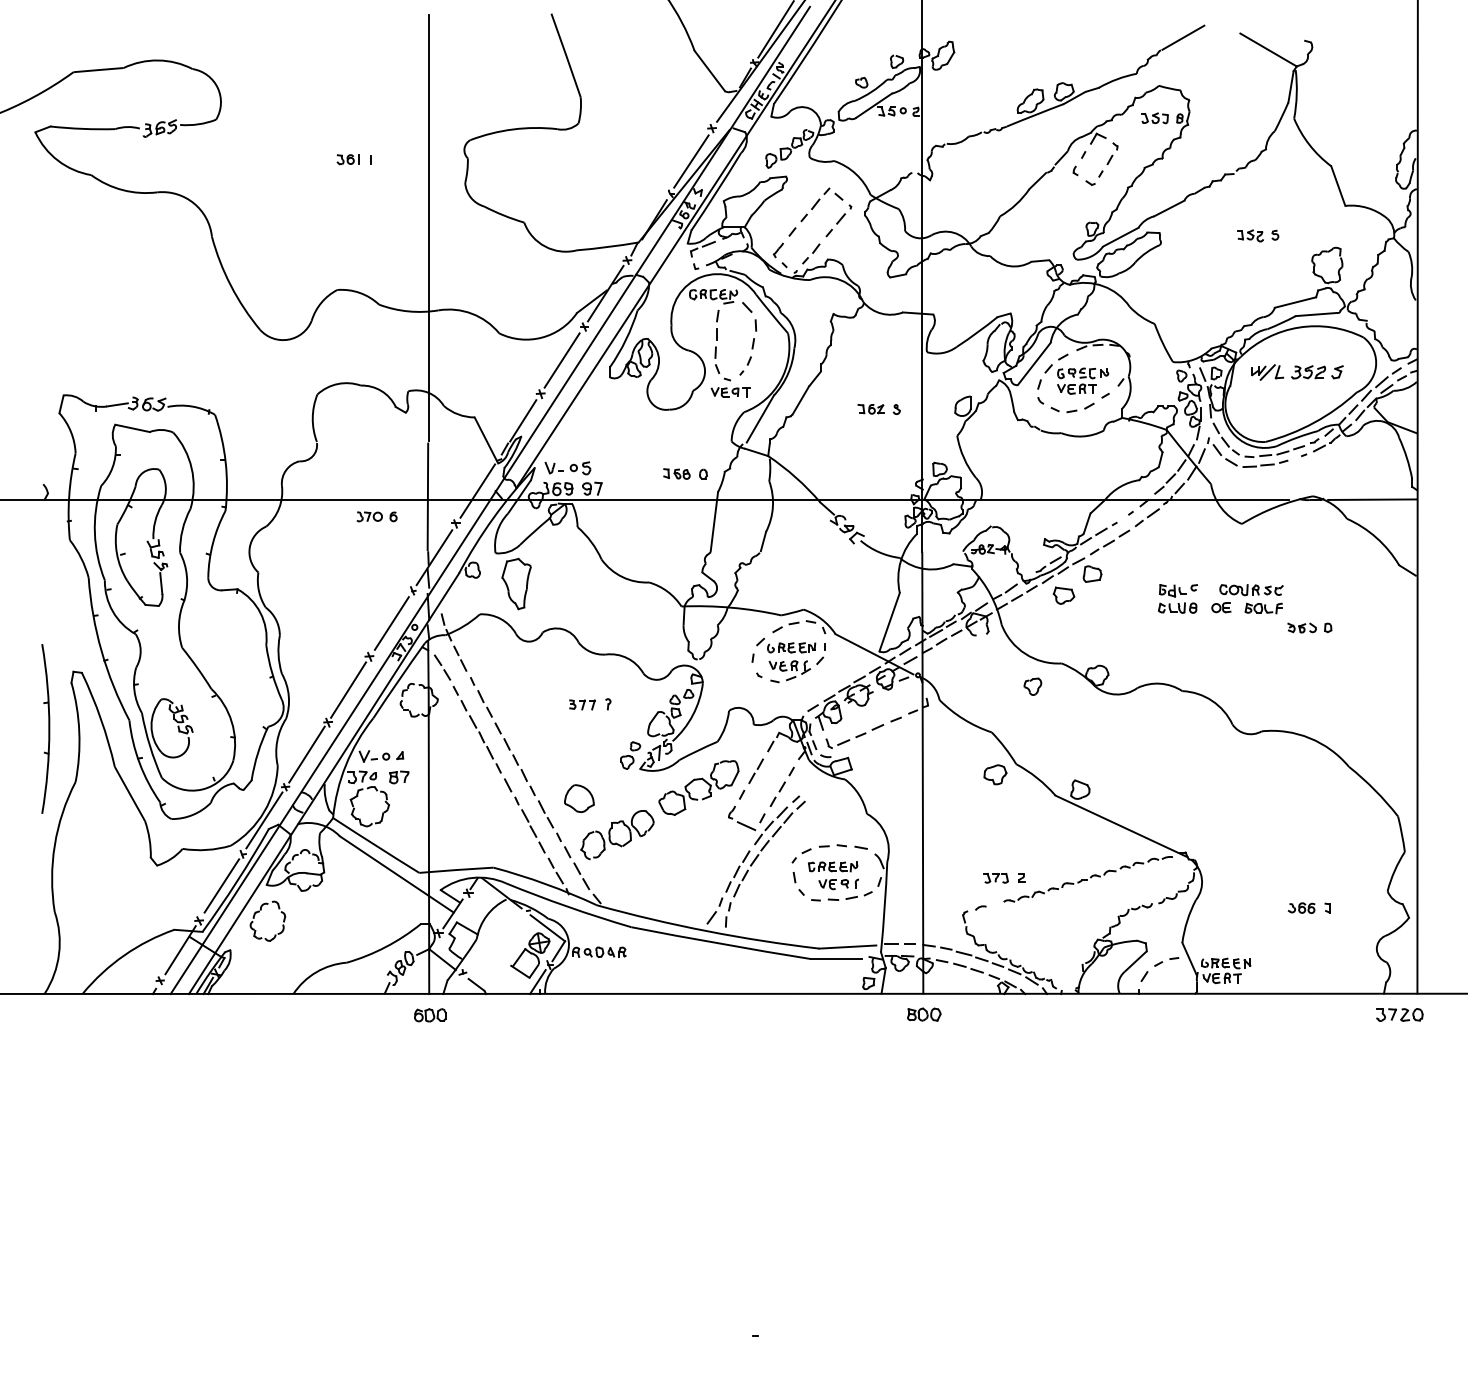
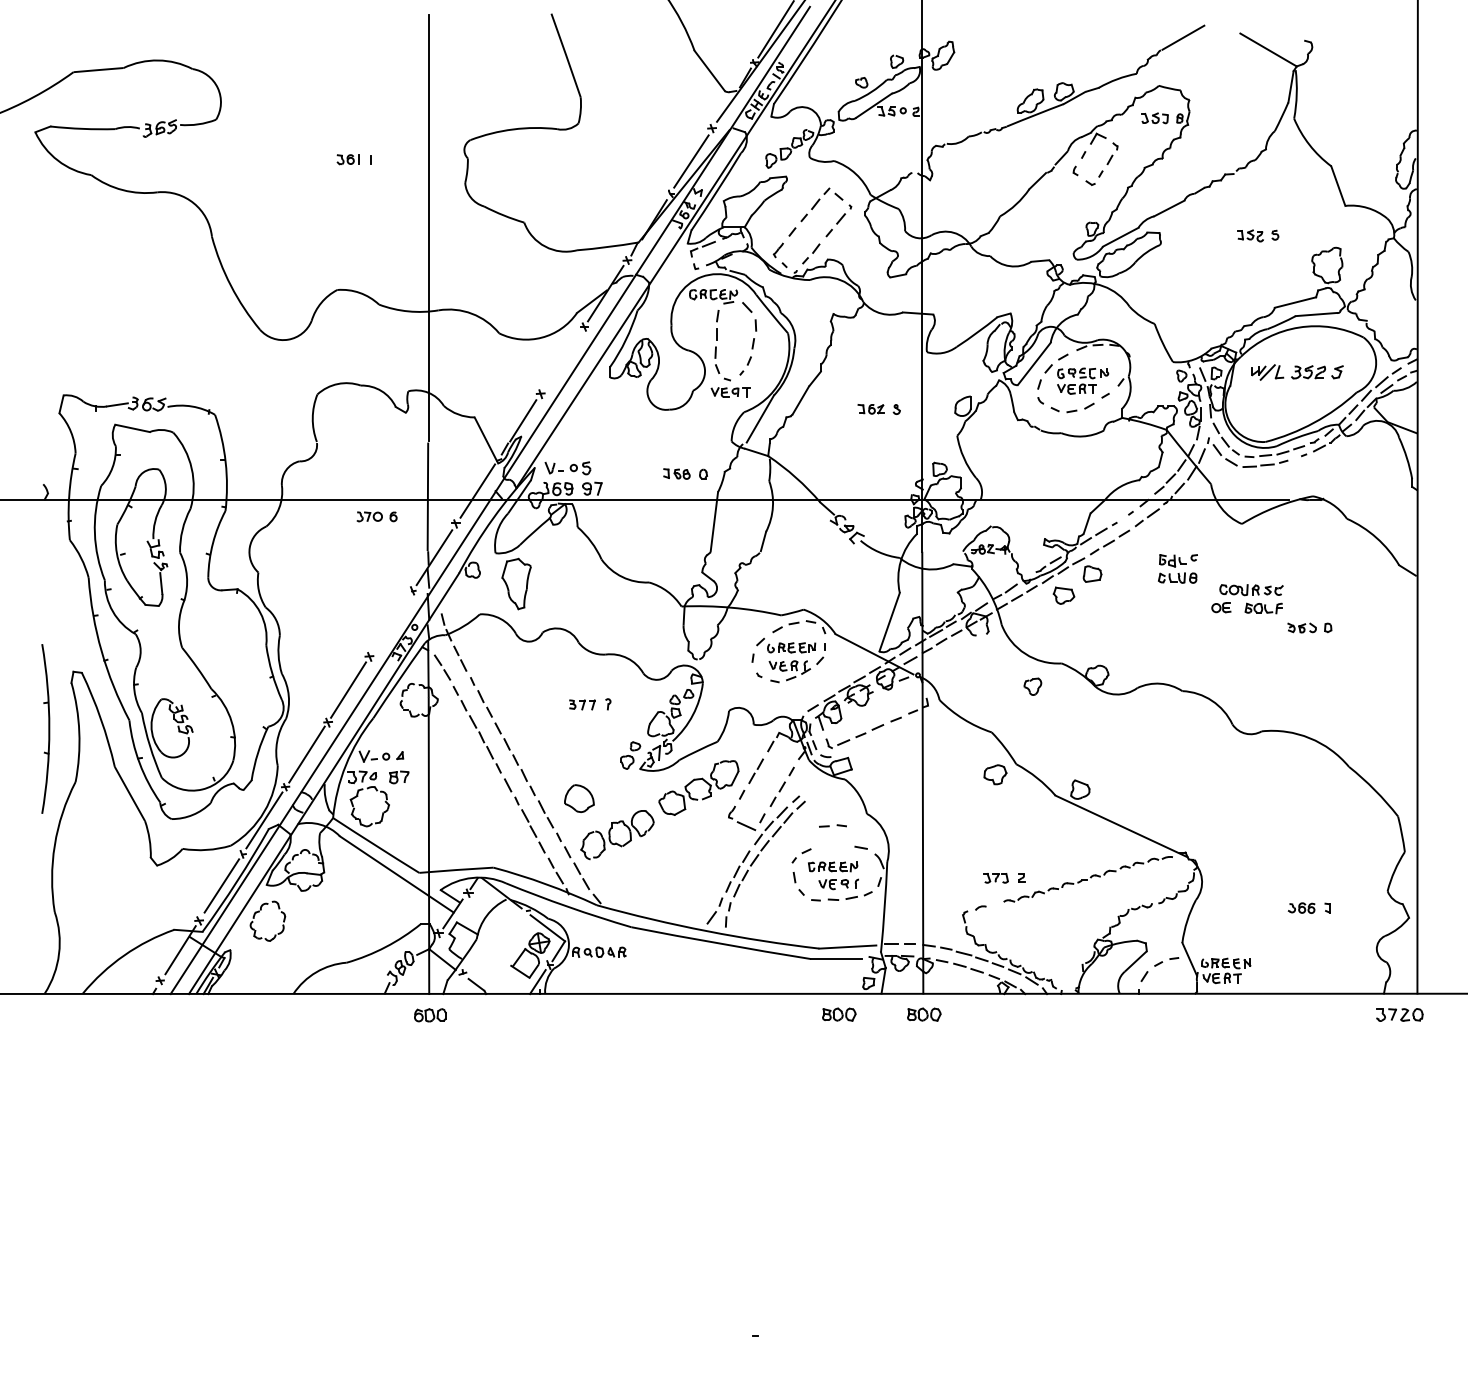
line: present -> none (561, 360)
line: present -> none (1372, 499)
part position: (1177, 598) -> (1177, 568) (1177, 568)
line: present -> none (391, 623)
part position: (832, 845) -> (832, 825) (832, 825)
part: none -> present (839, 1014)
